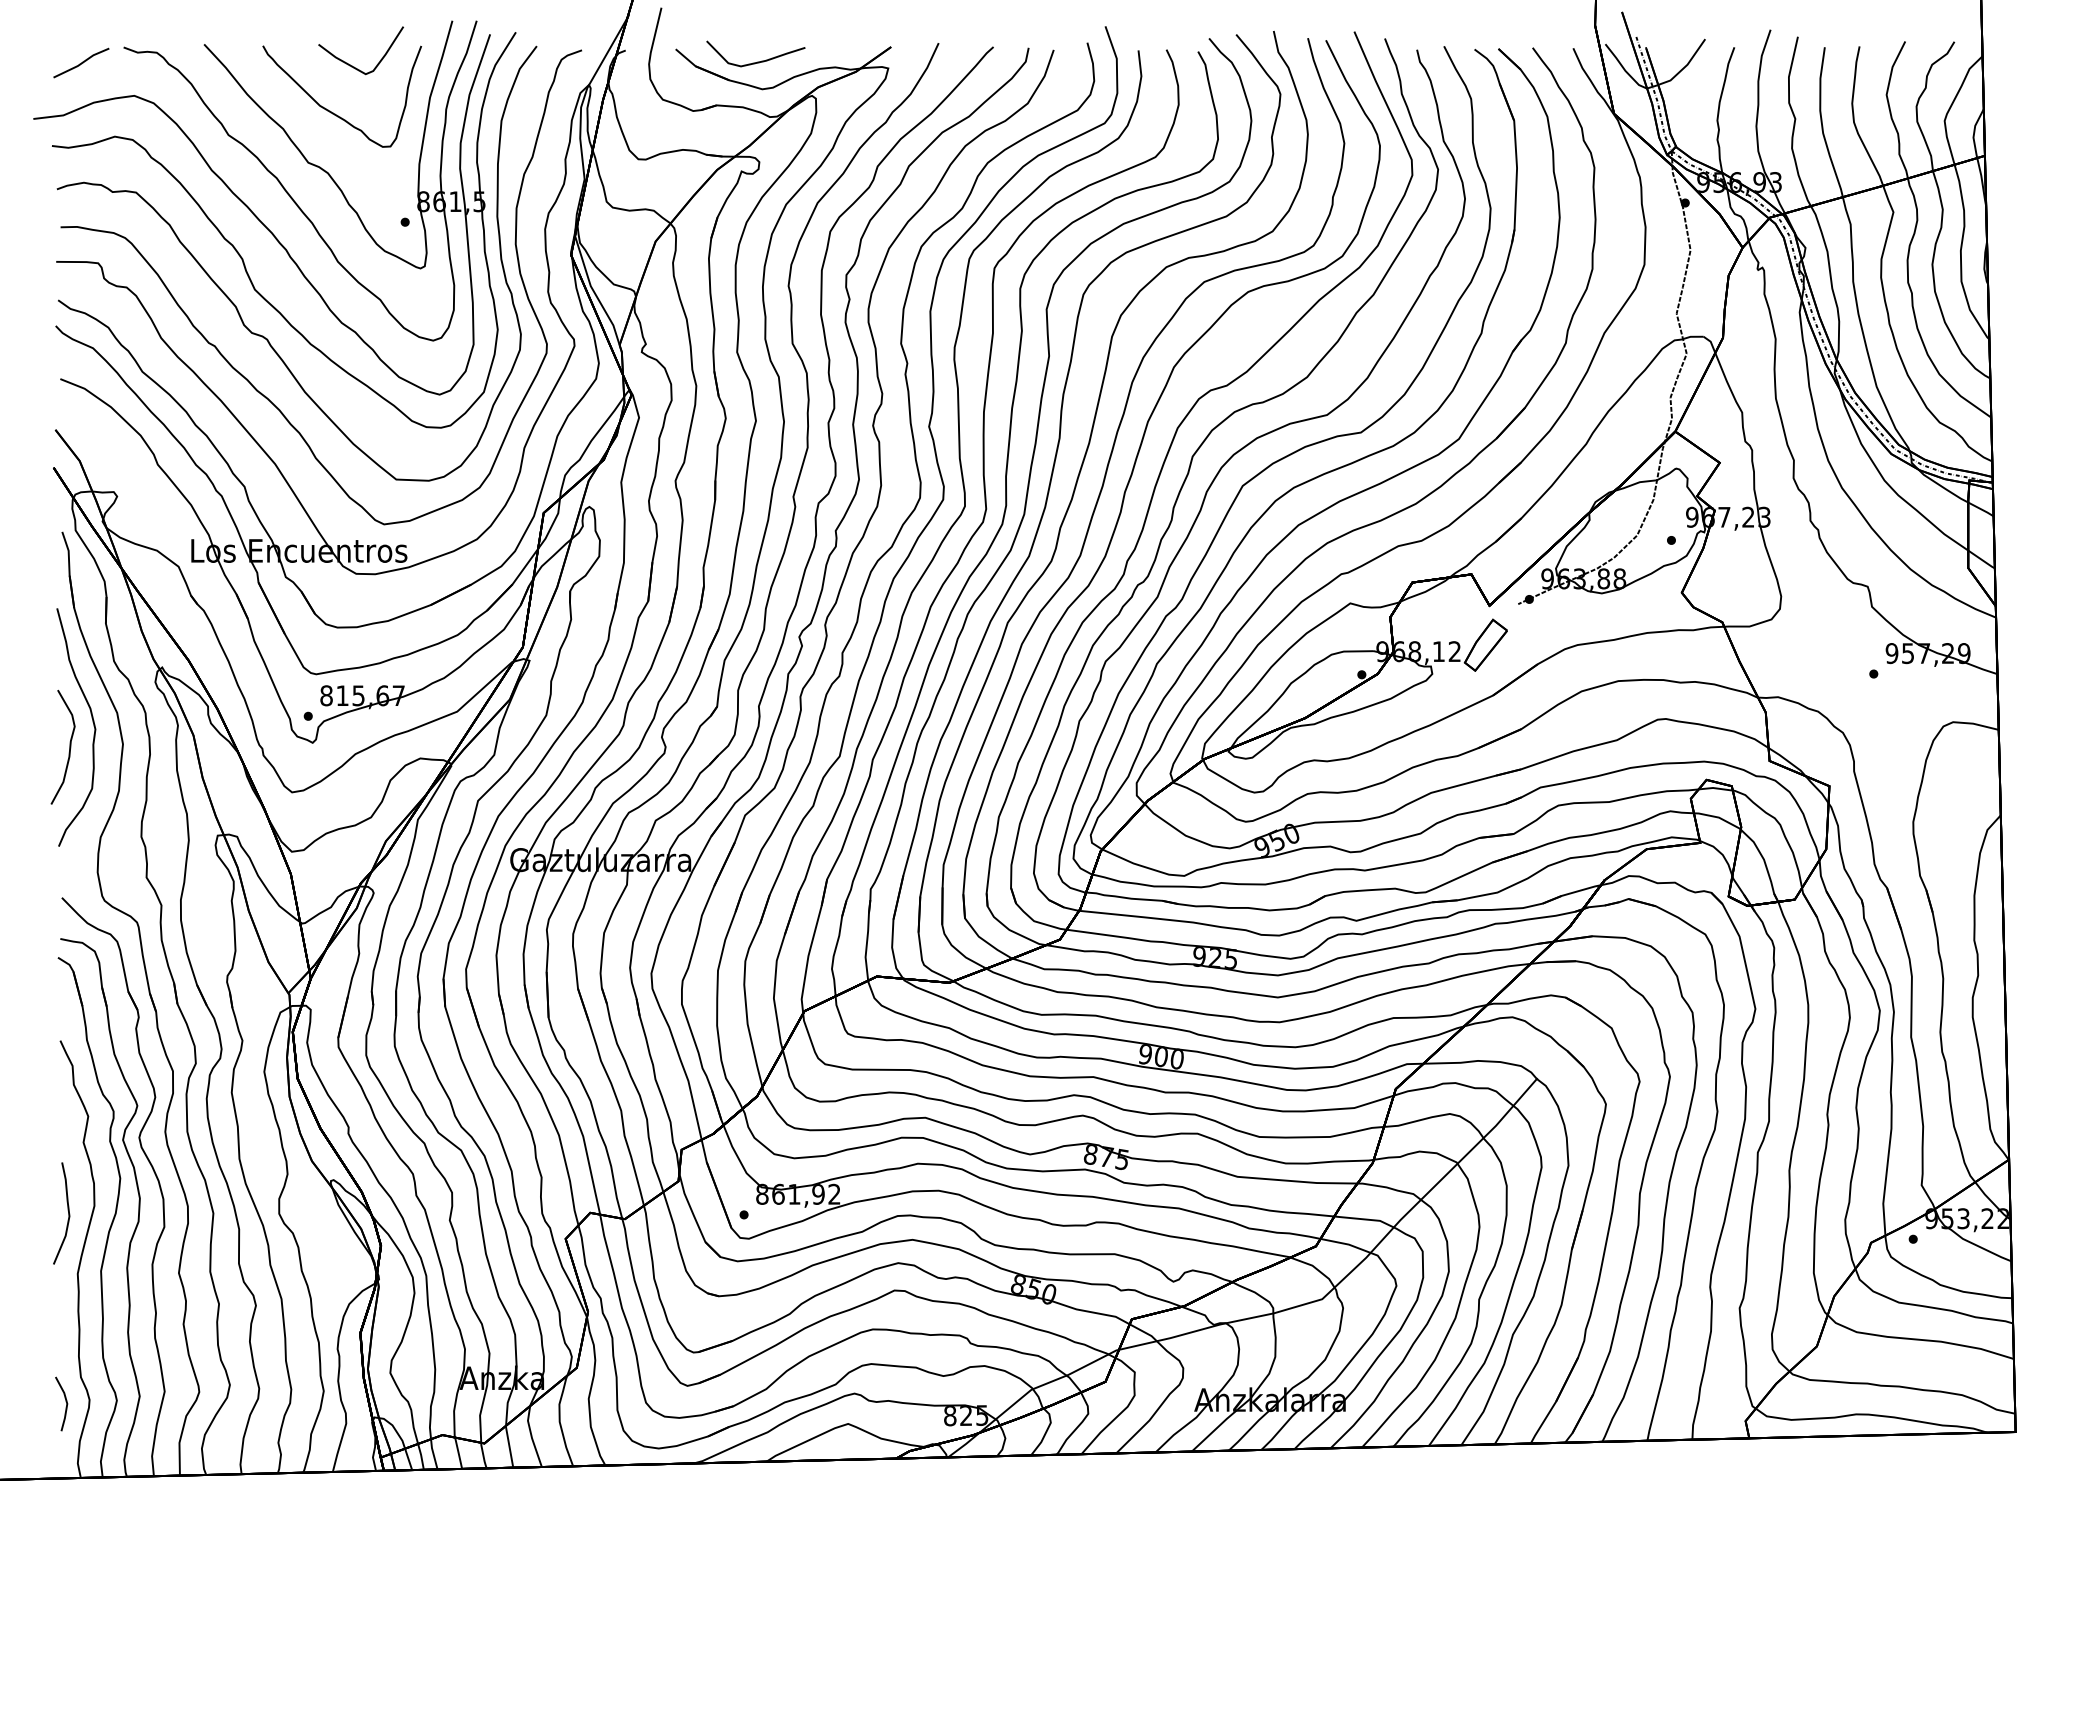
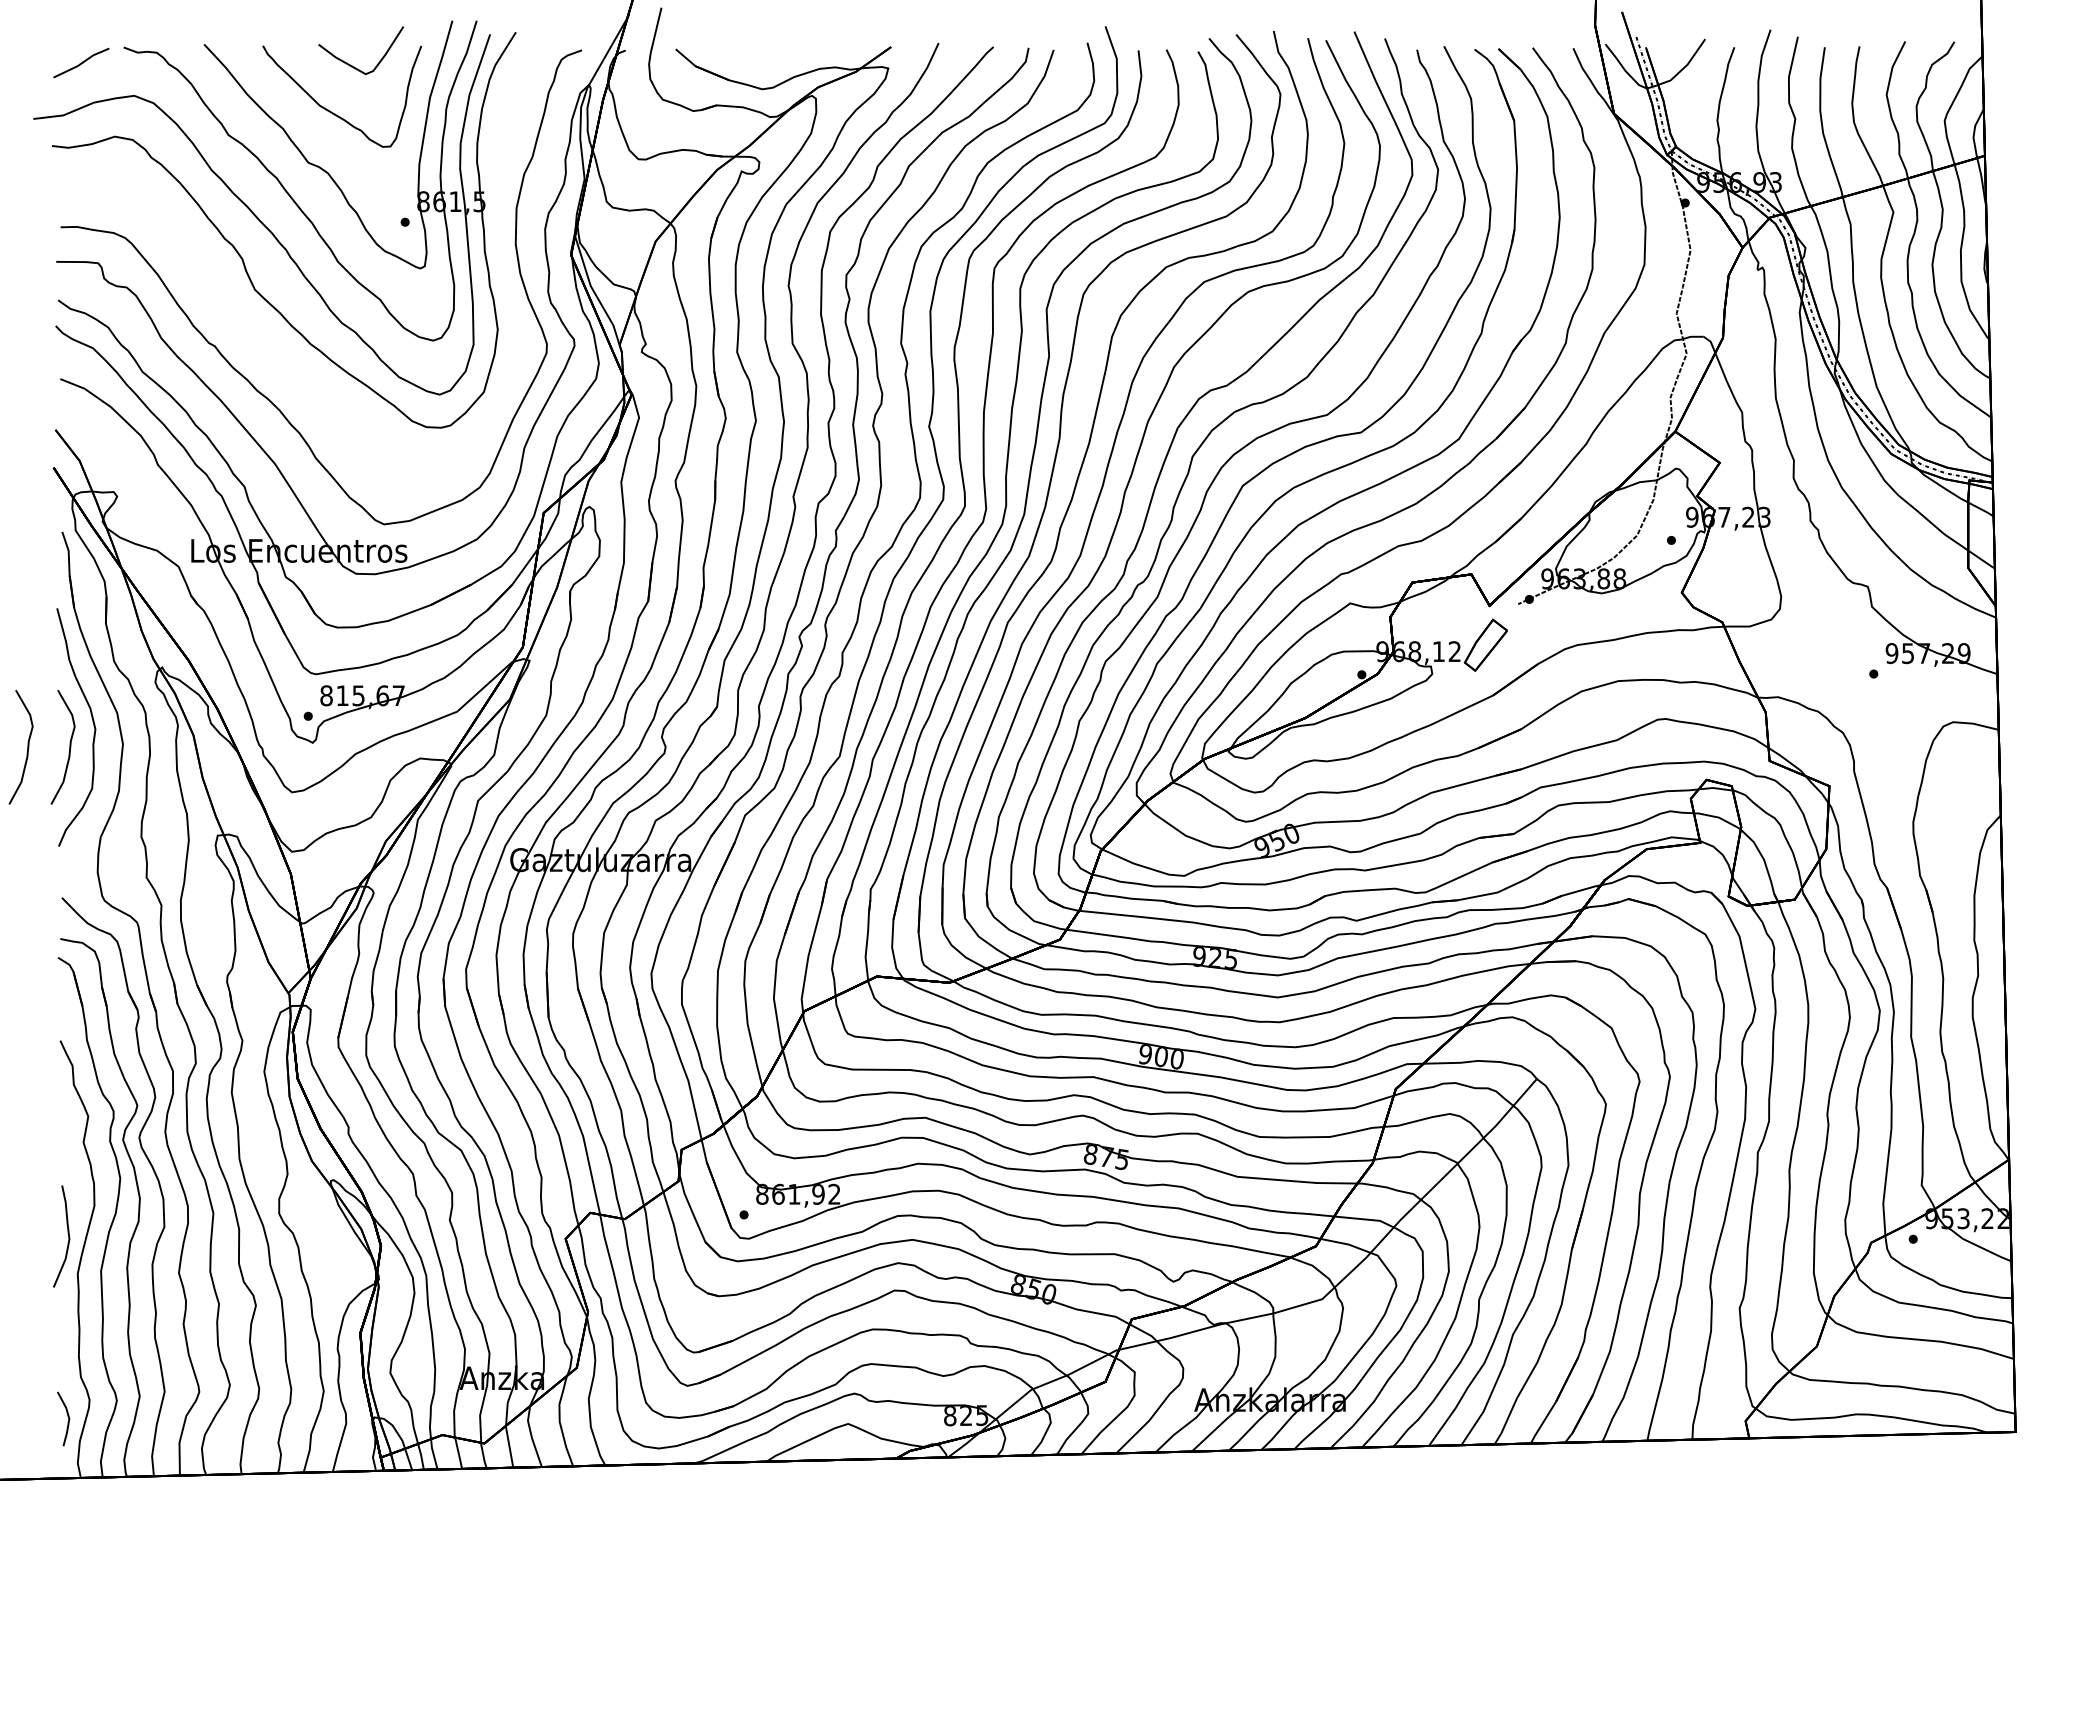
curve: present -> none (757, 61)
curve: present -> none (235, 304)
curve: none -> present (27, 746)
curve position: (67, 1210) -> (67, 1233) (67, 1233)
line position: (65, 1401) -> (67, 1416) (67, 1416)
